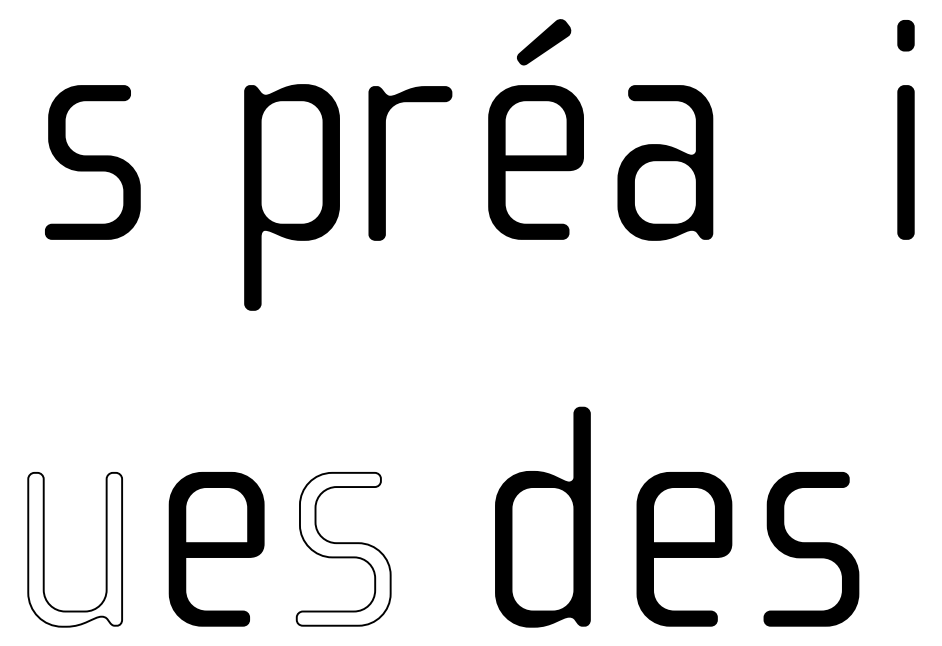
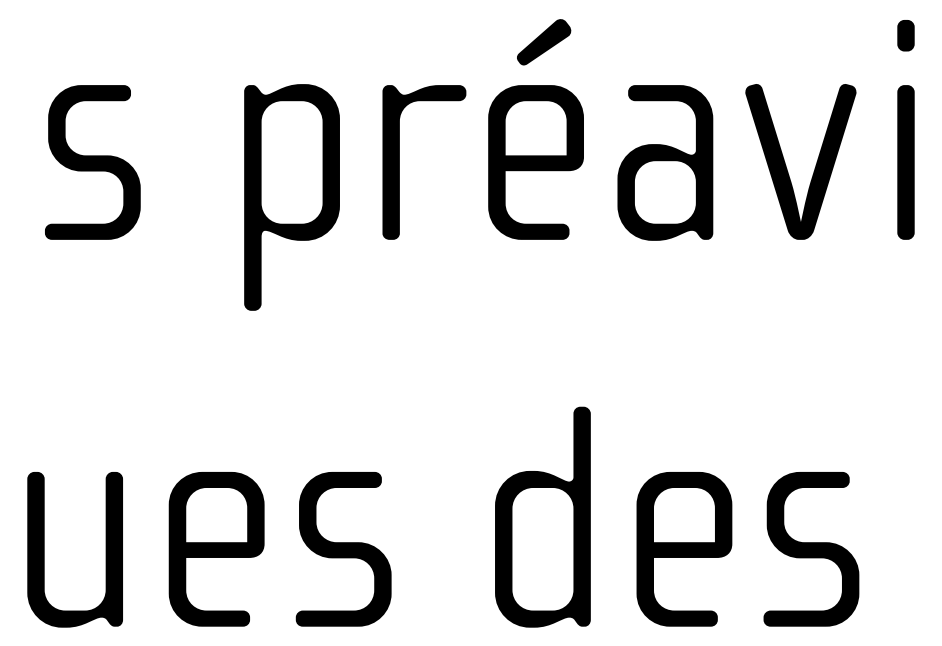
part position: (385, 163) -> (399, 162) (399, 162)
part: none -> present (786, 165)
fill: none -> present (343, 548)
fill: none -> present (75, 549)
